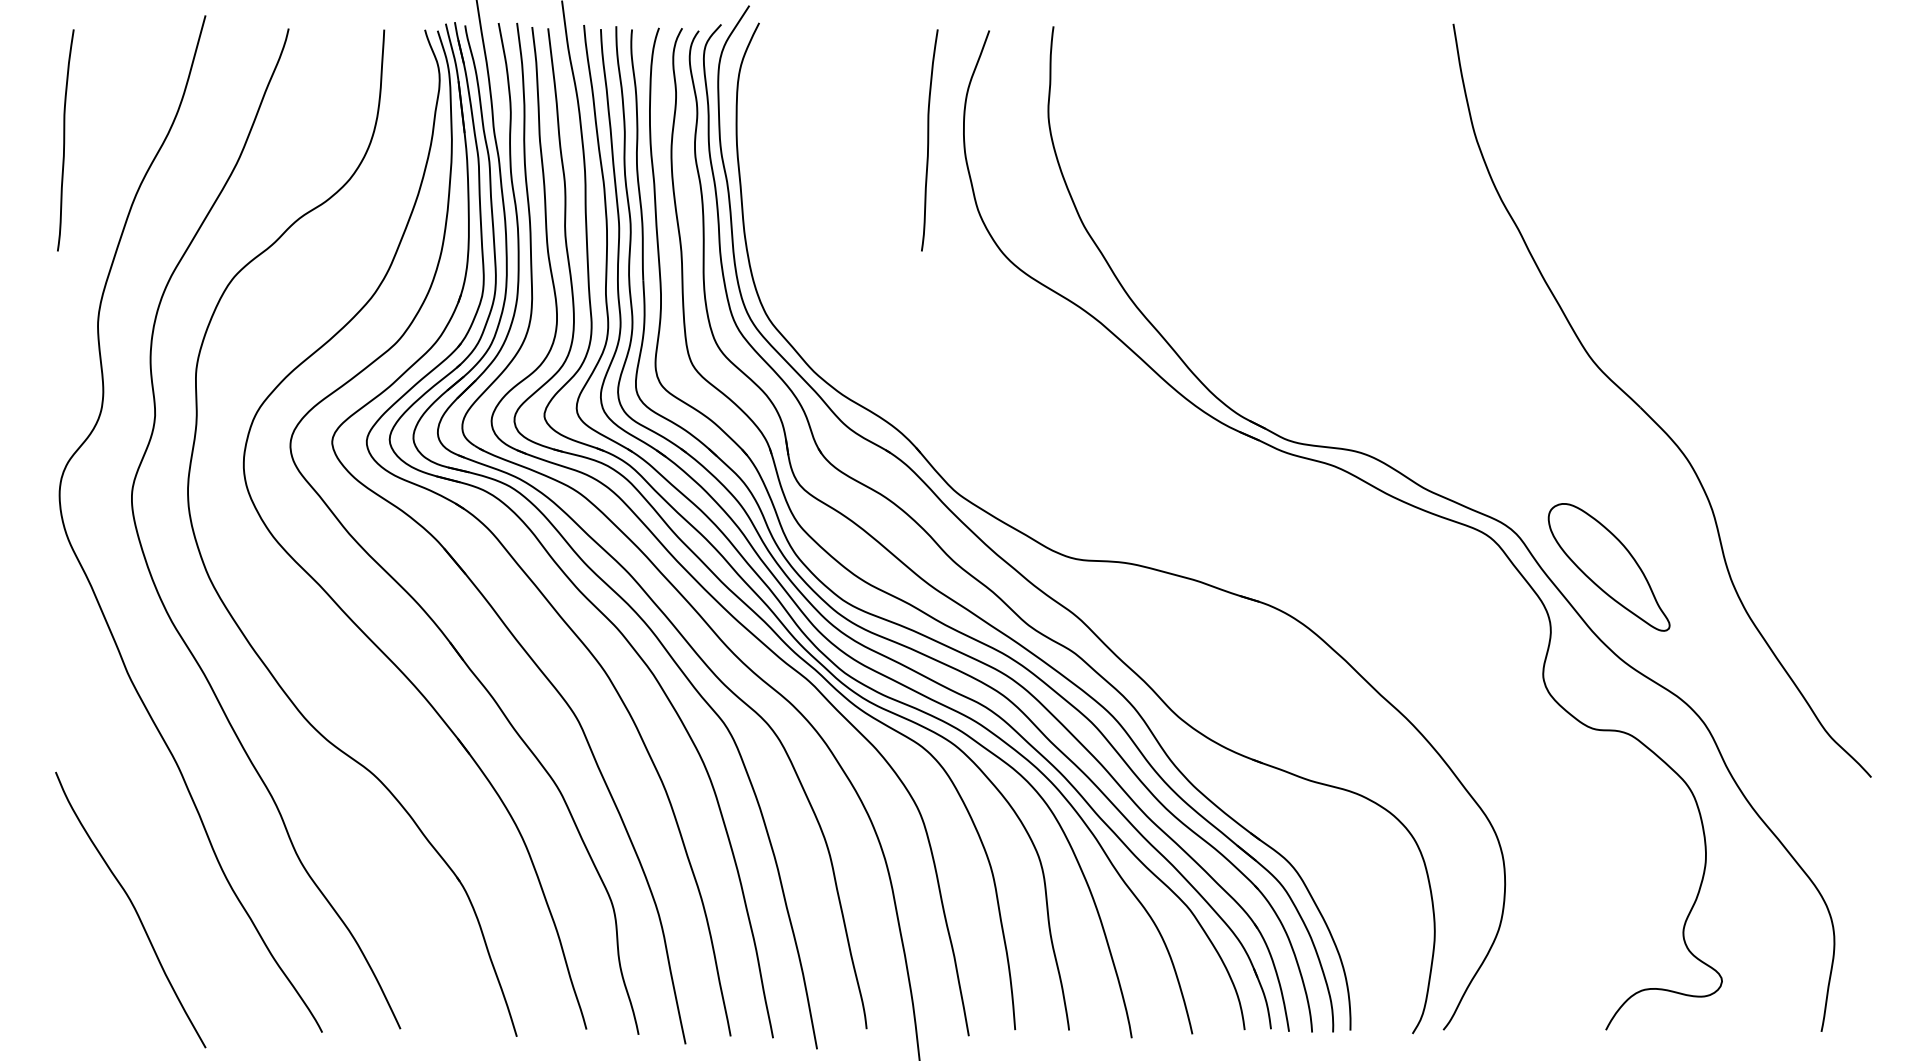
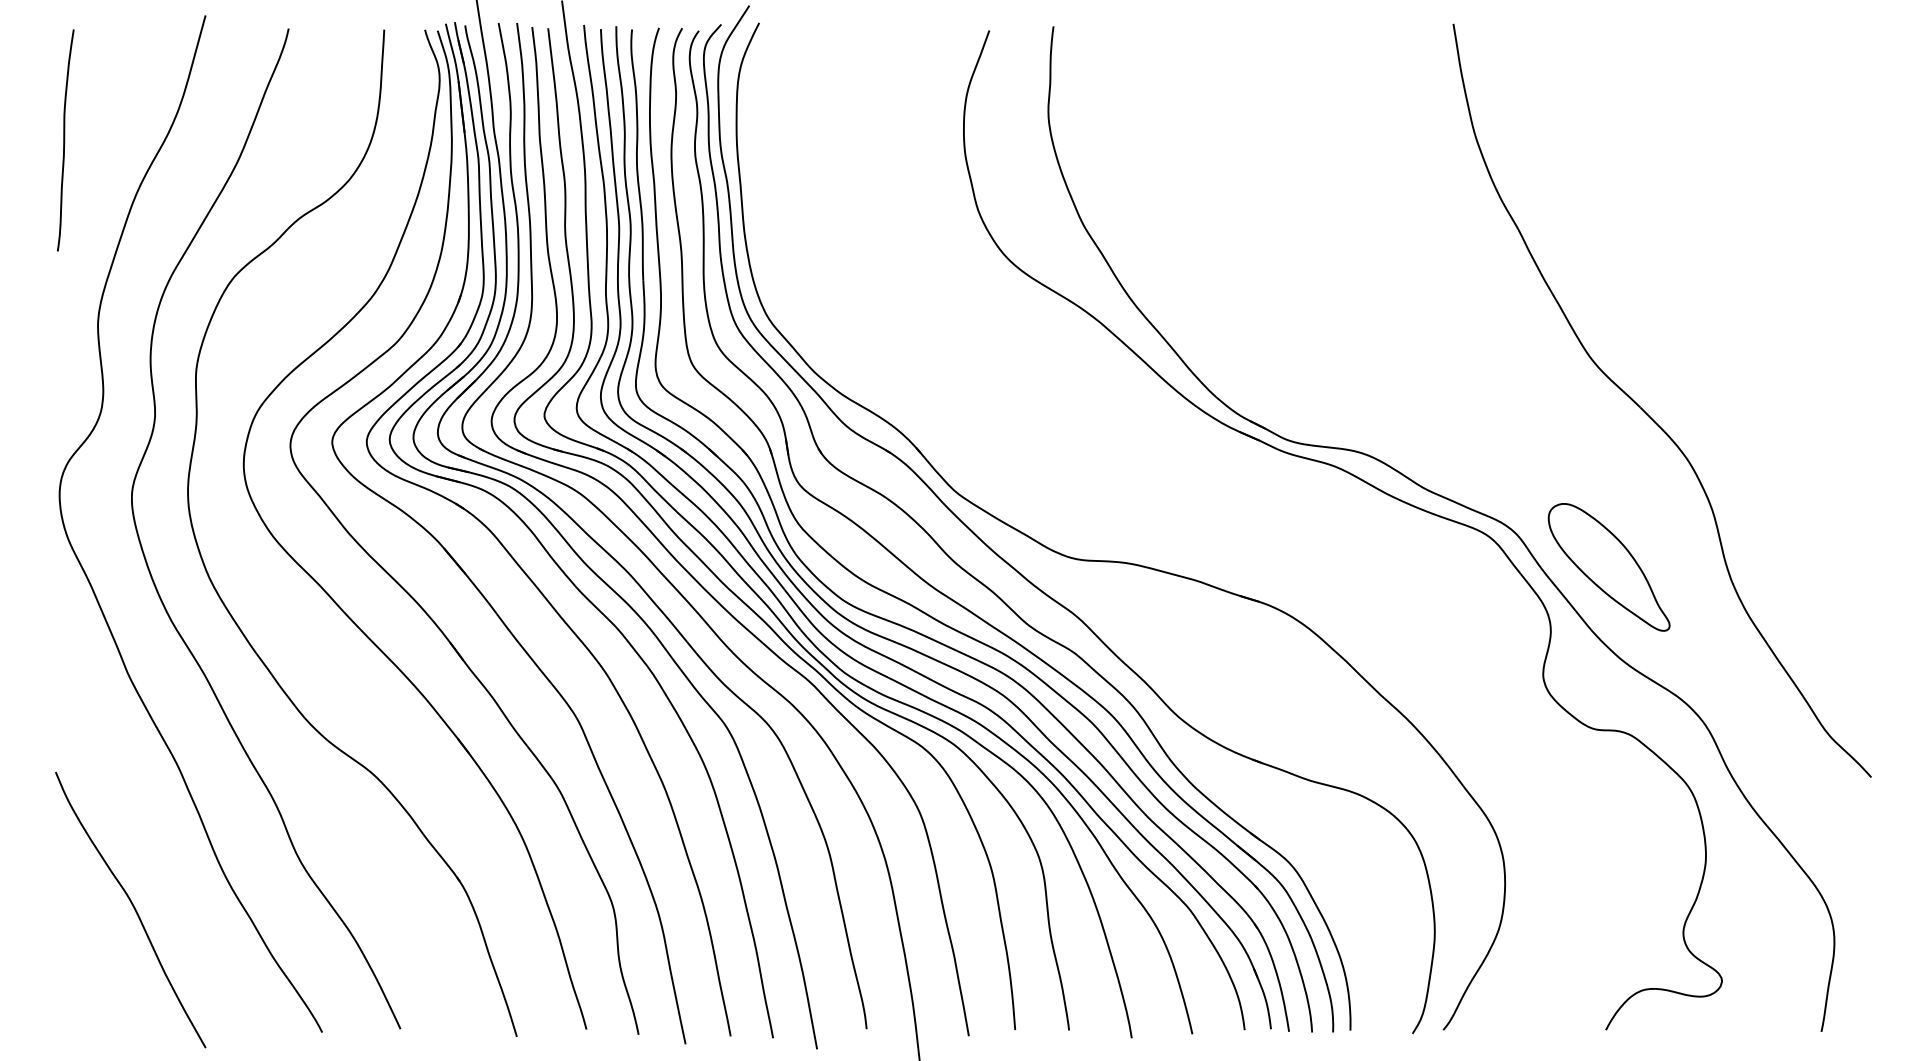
curve: present -> none (929, 140)
